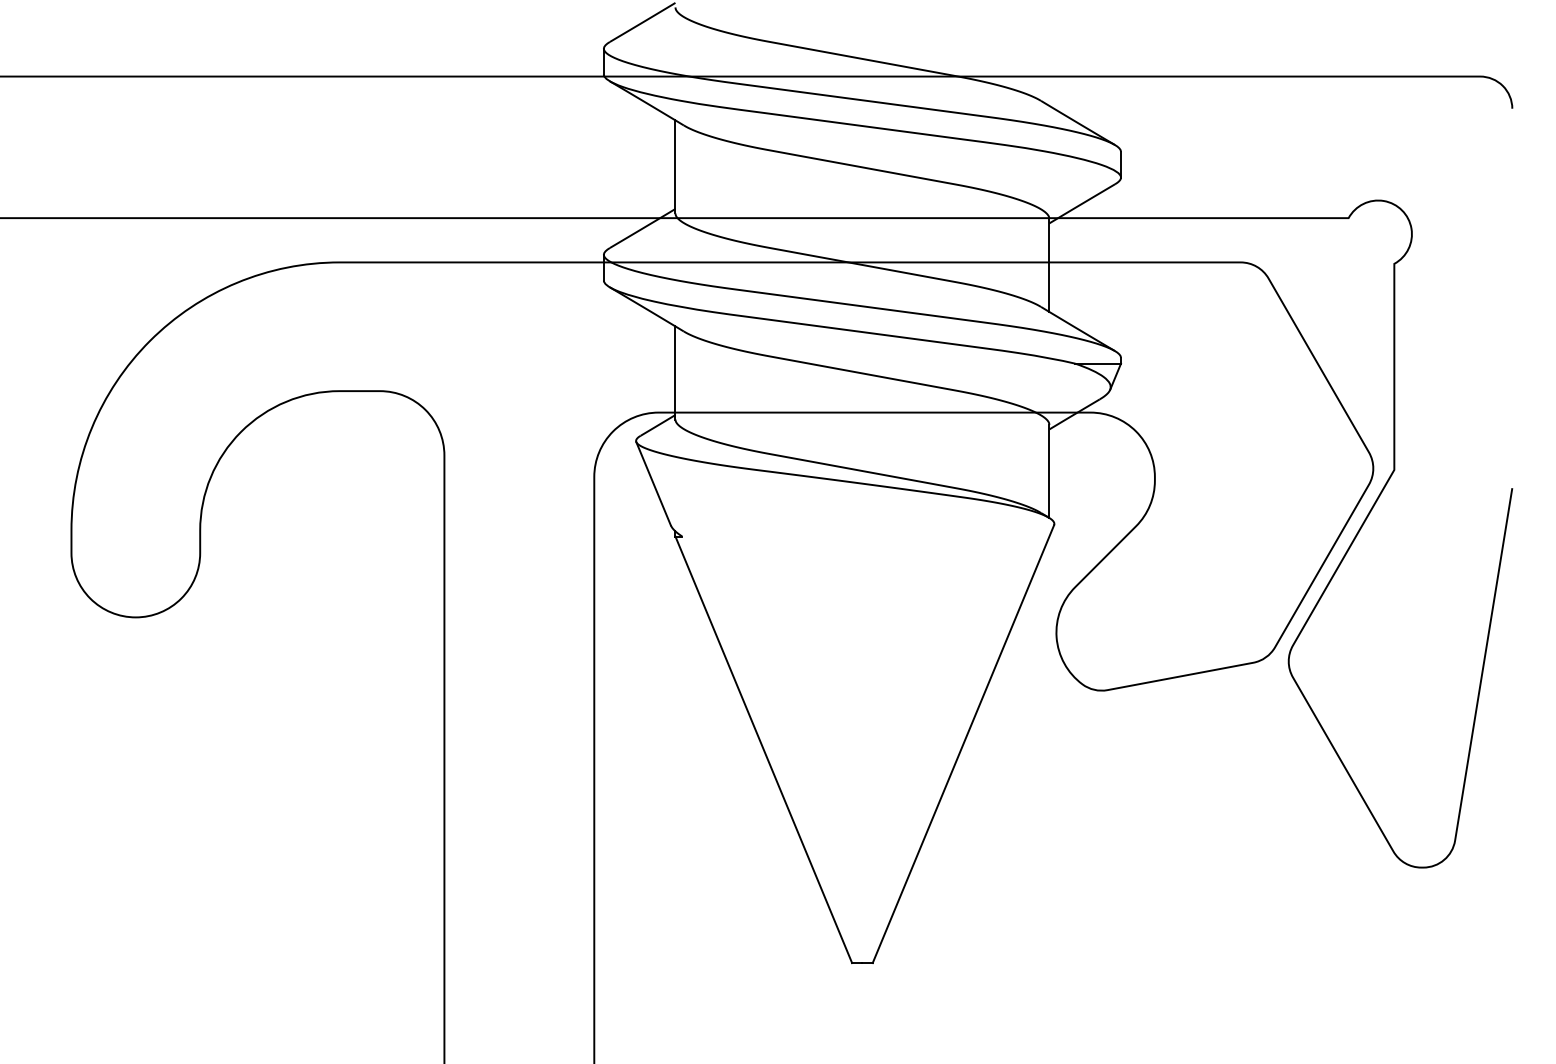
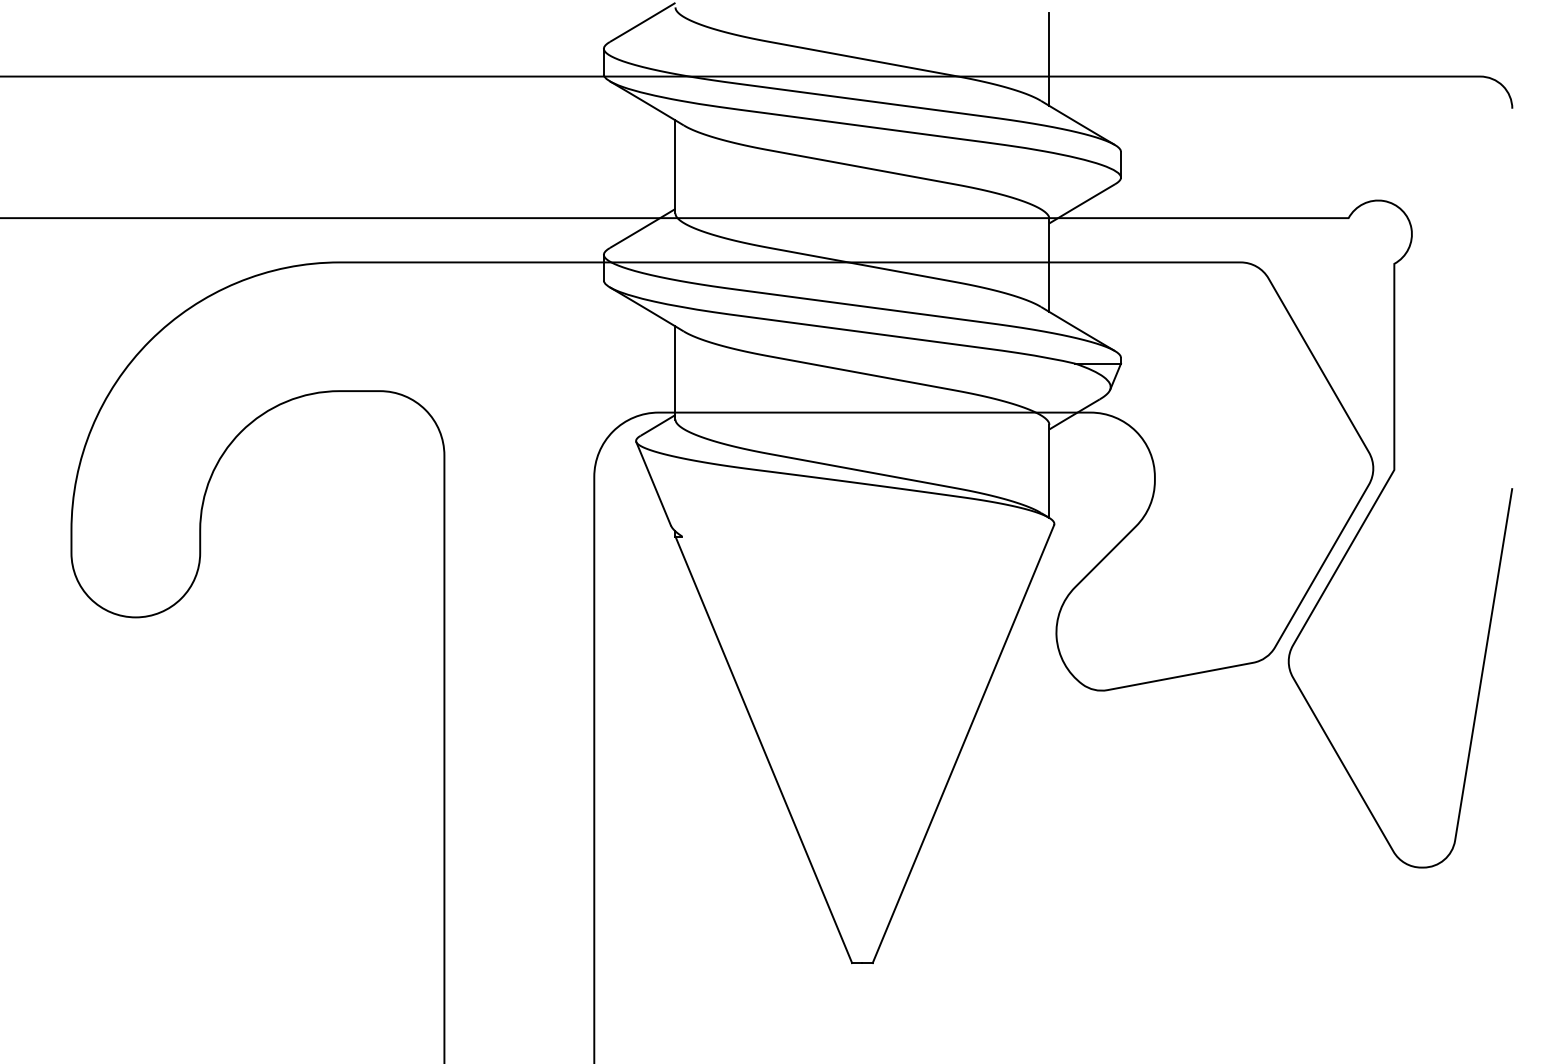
line: none -> present (1049, 58)
